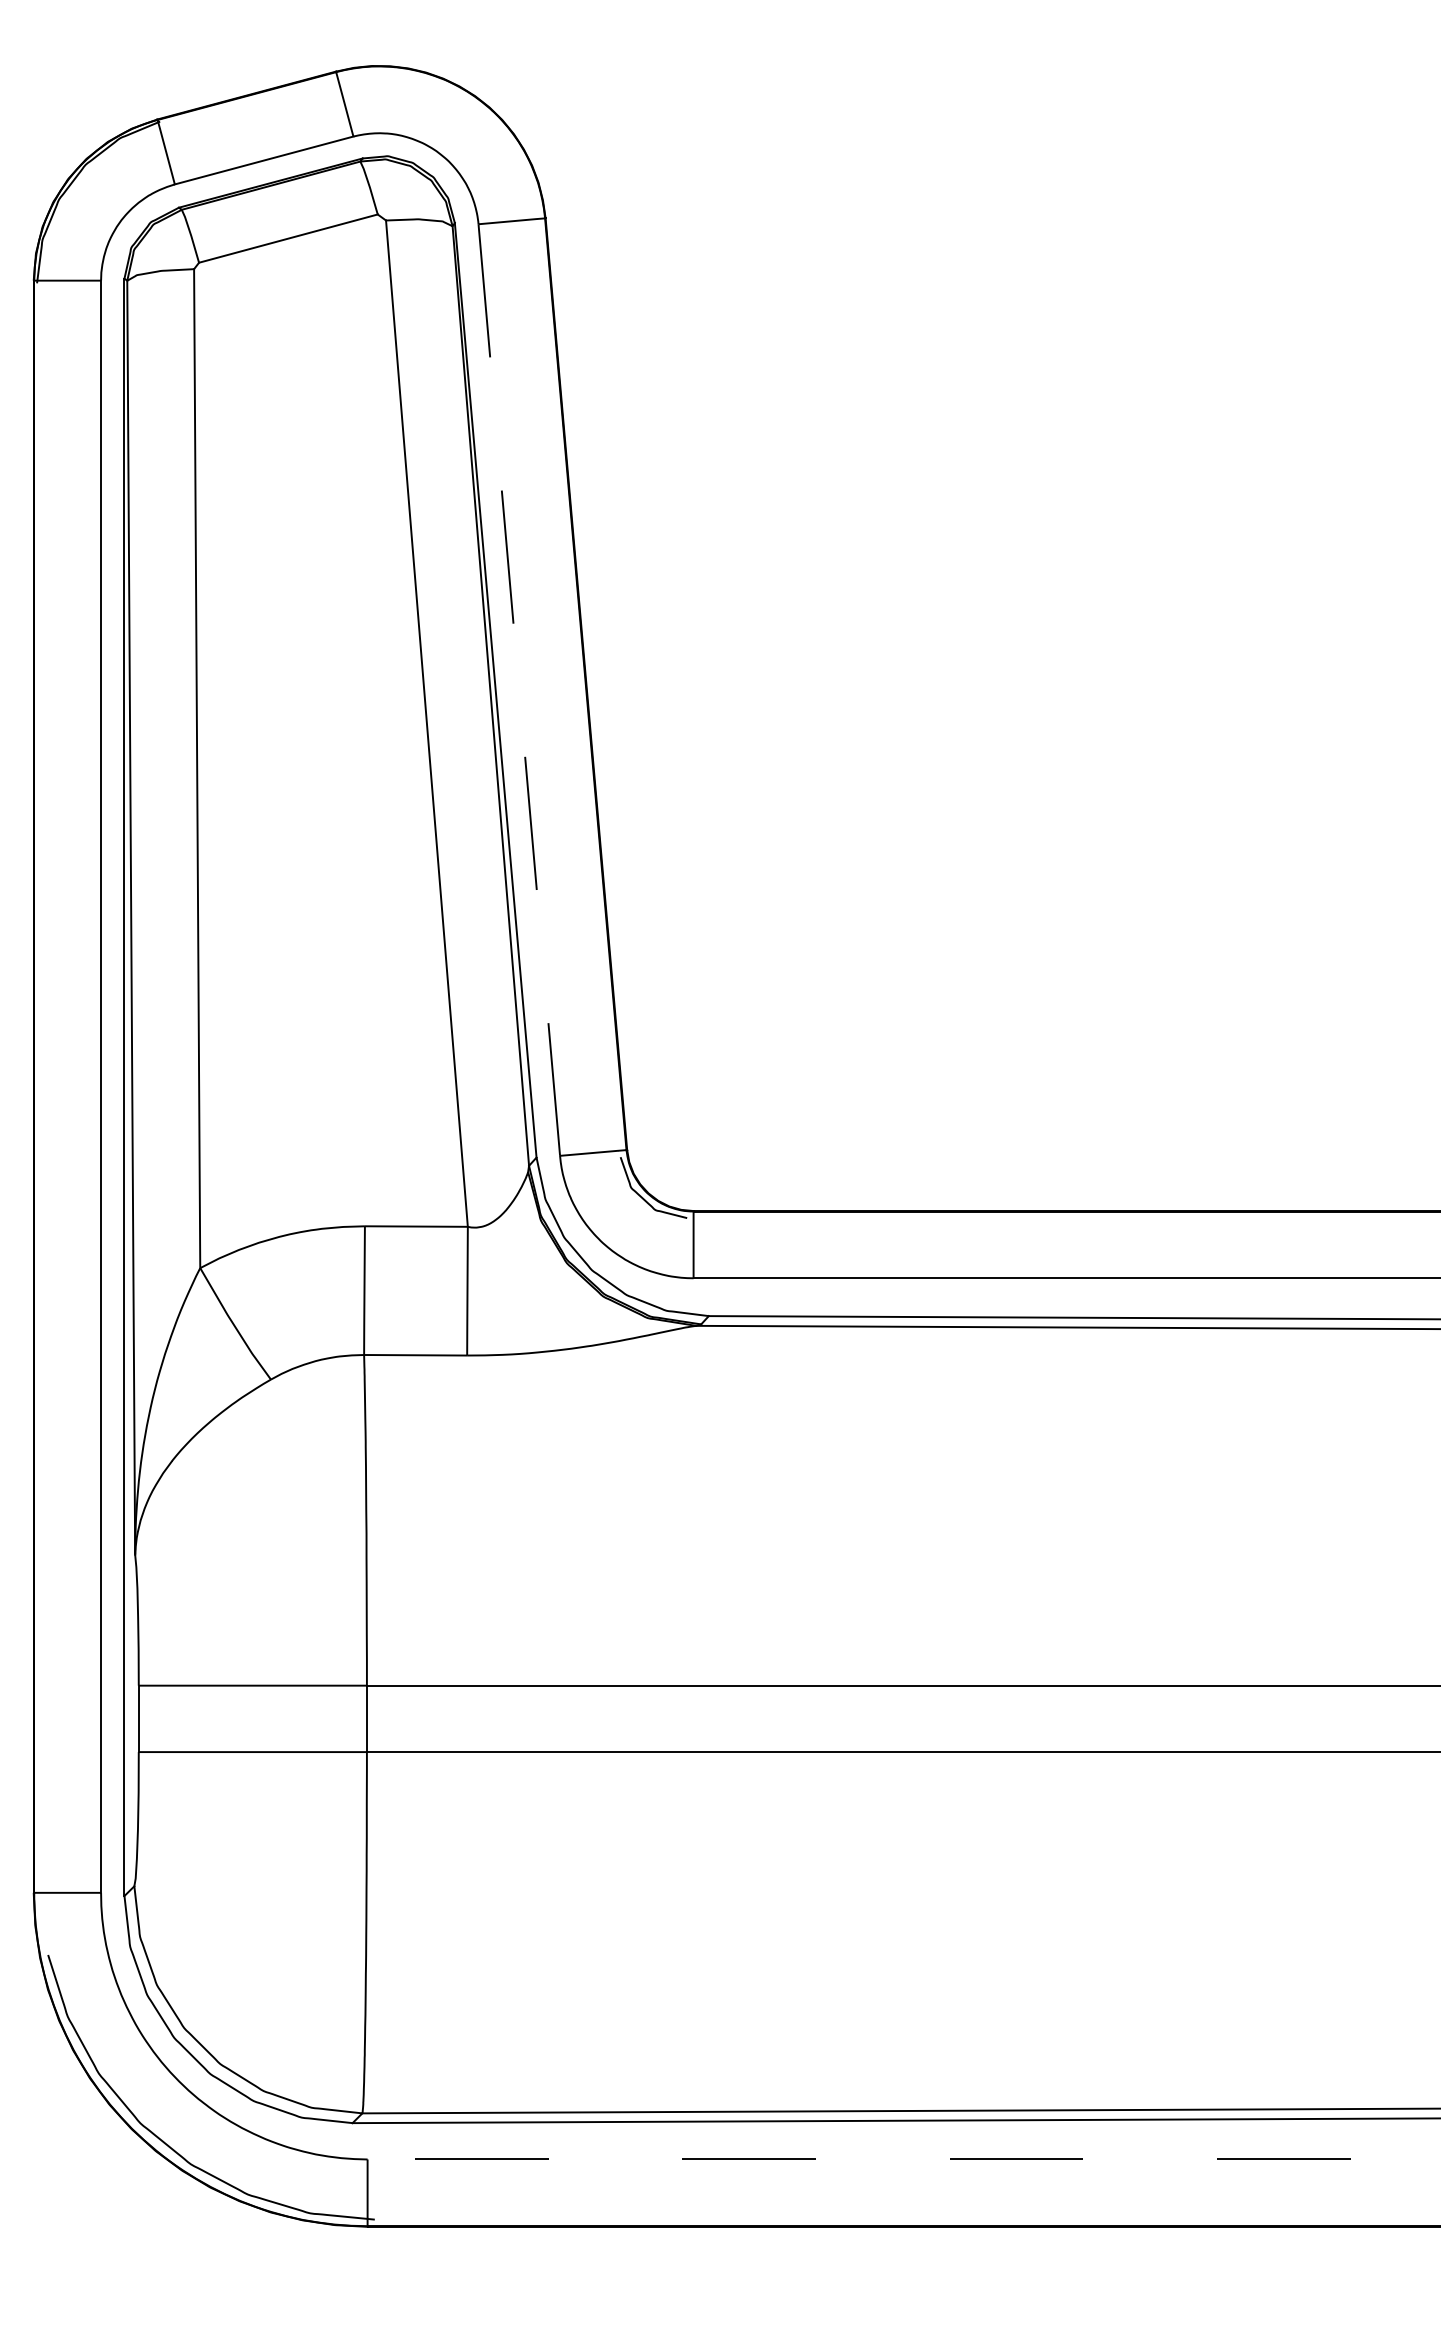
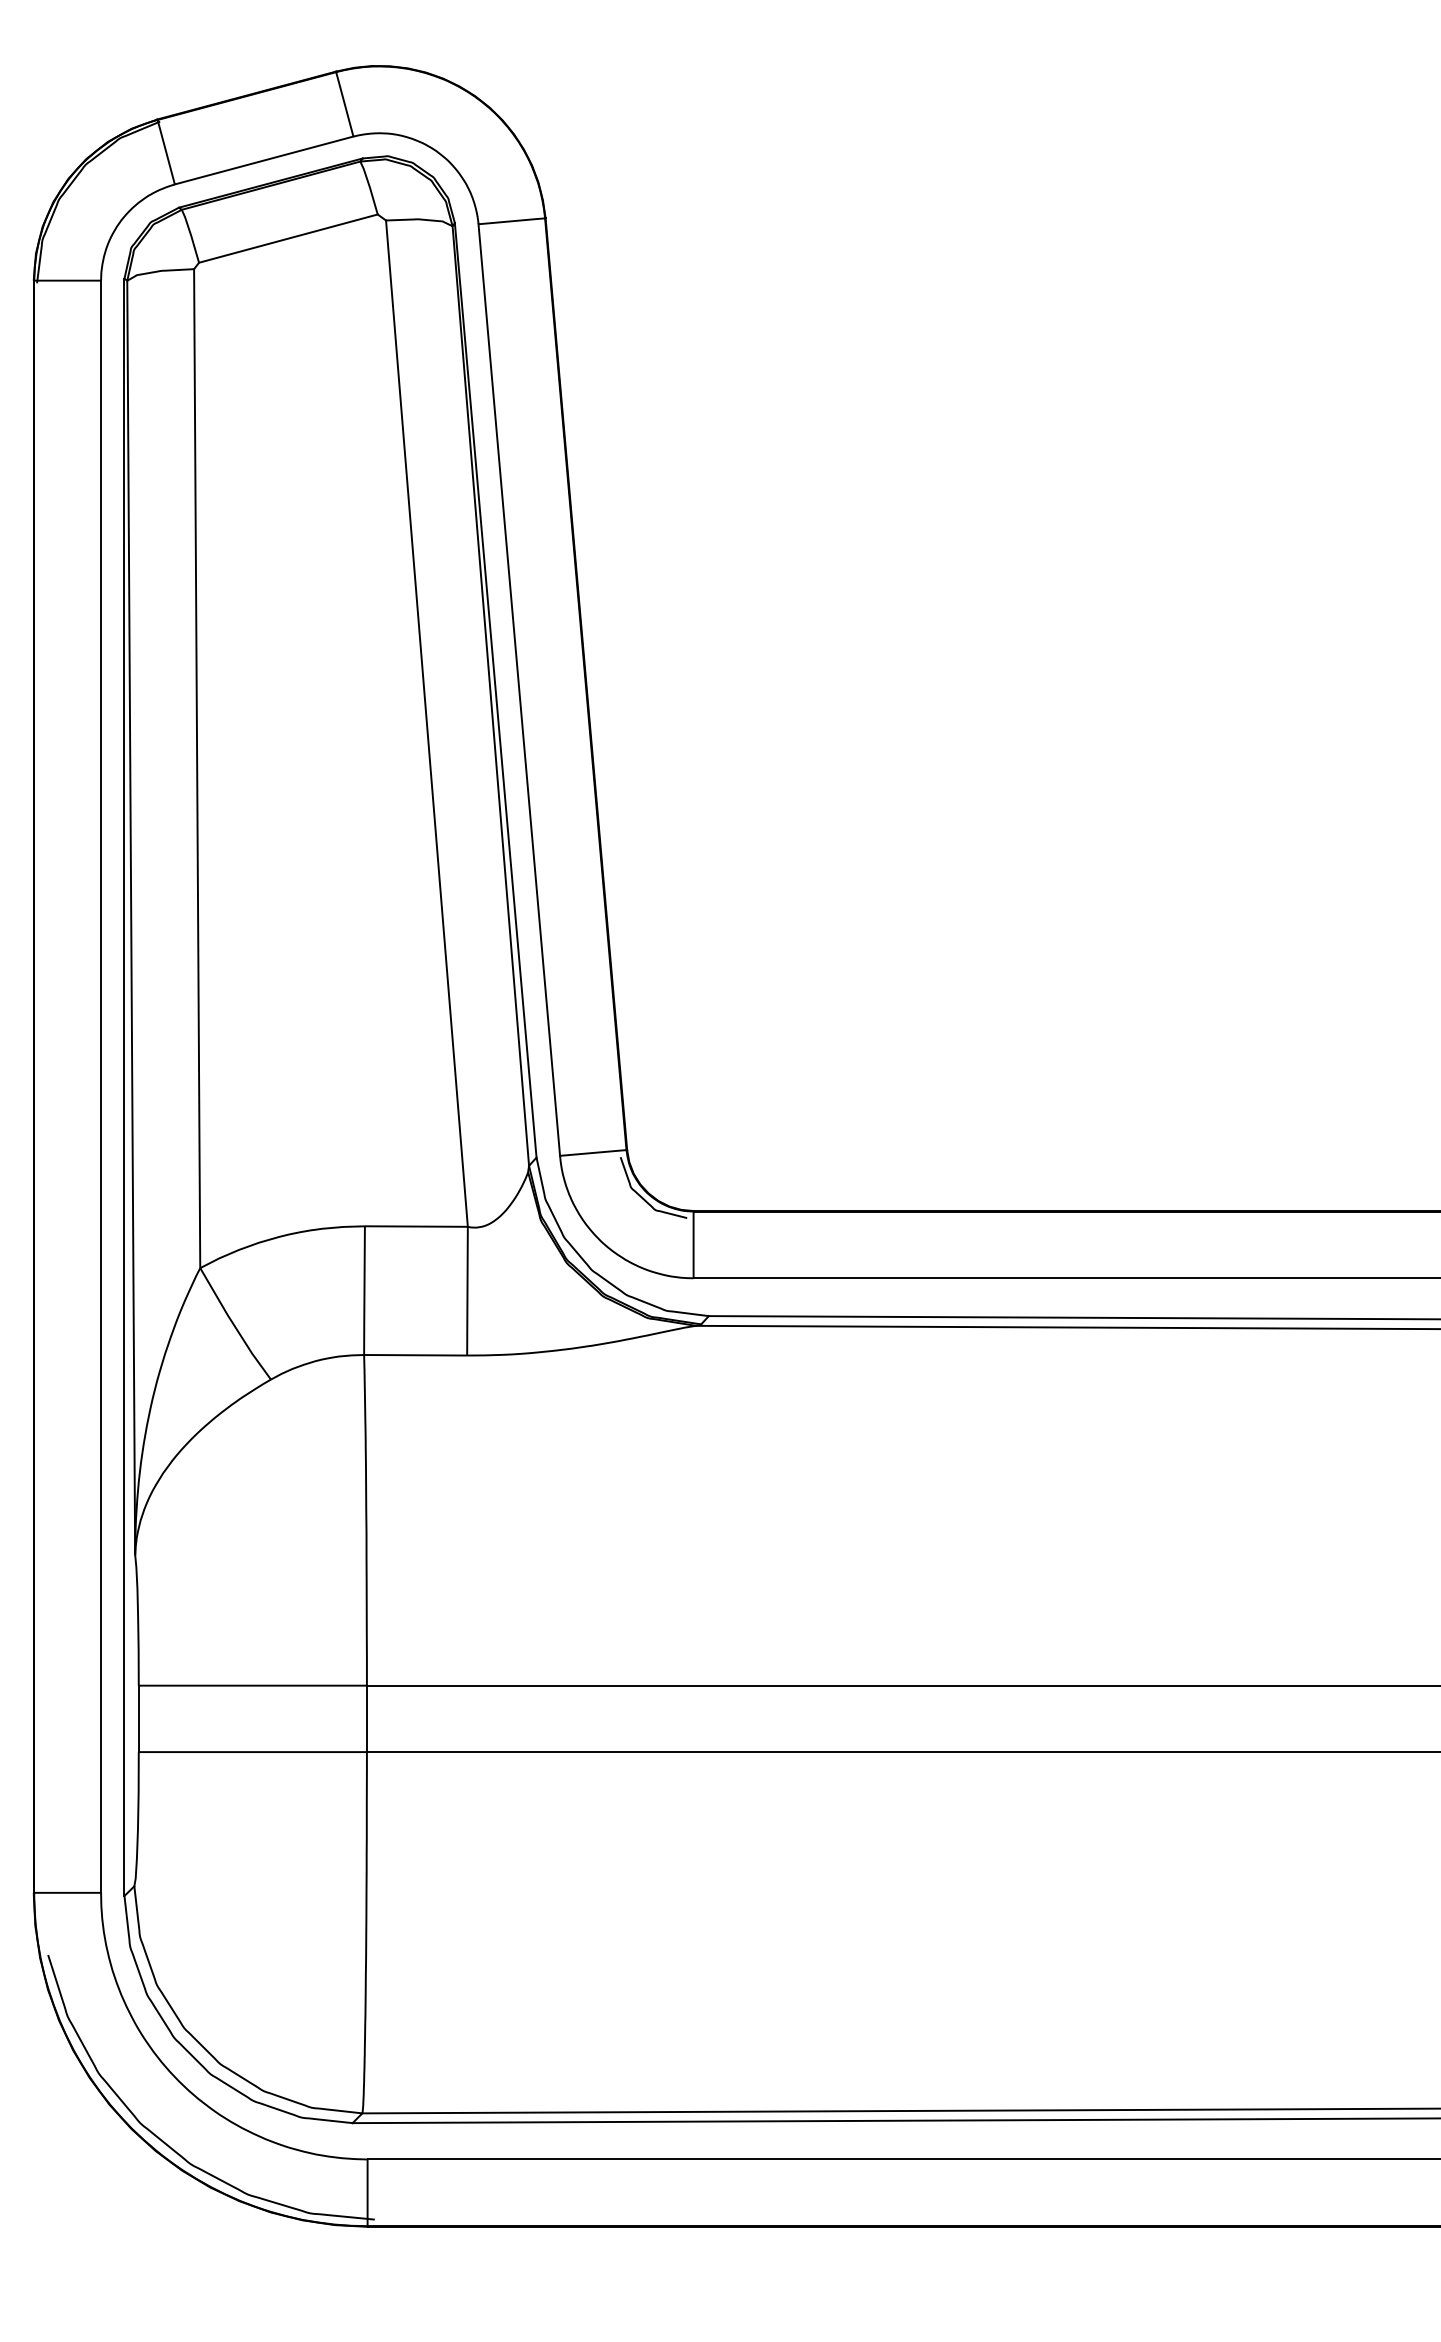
line: dashed -> solid (519, 690)
line: dashed -> solid (903, 2159)
